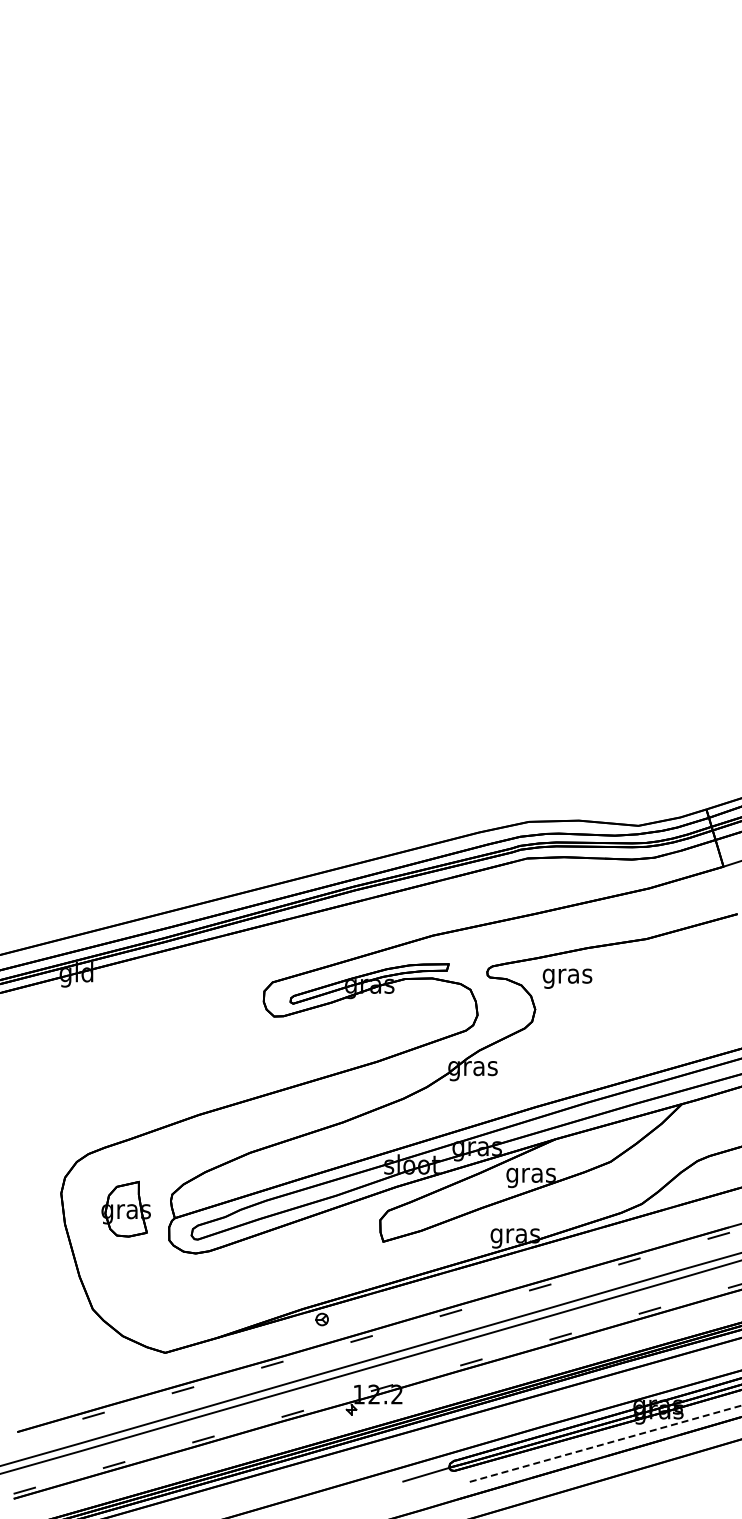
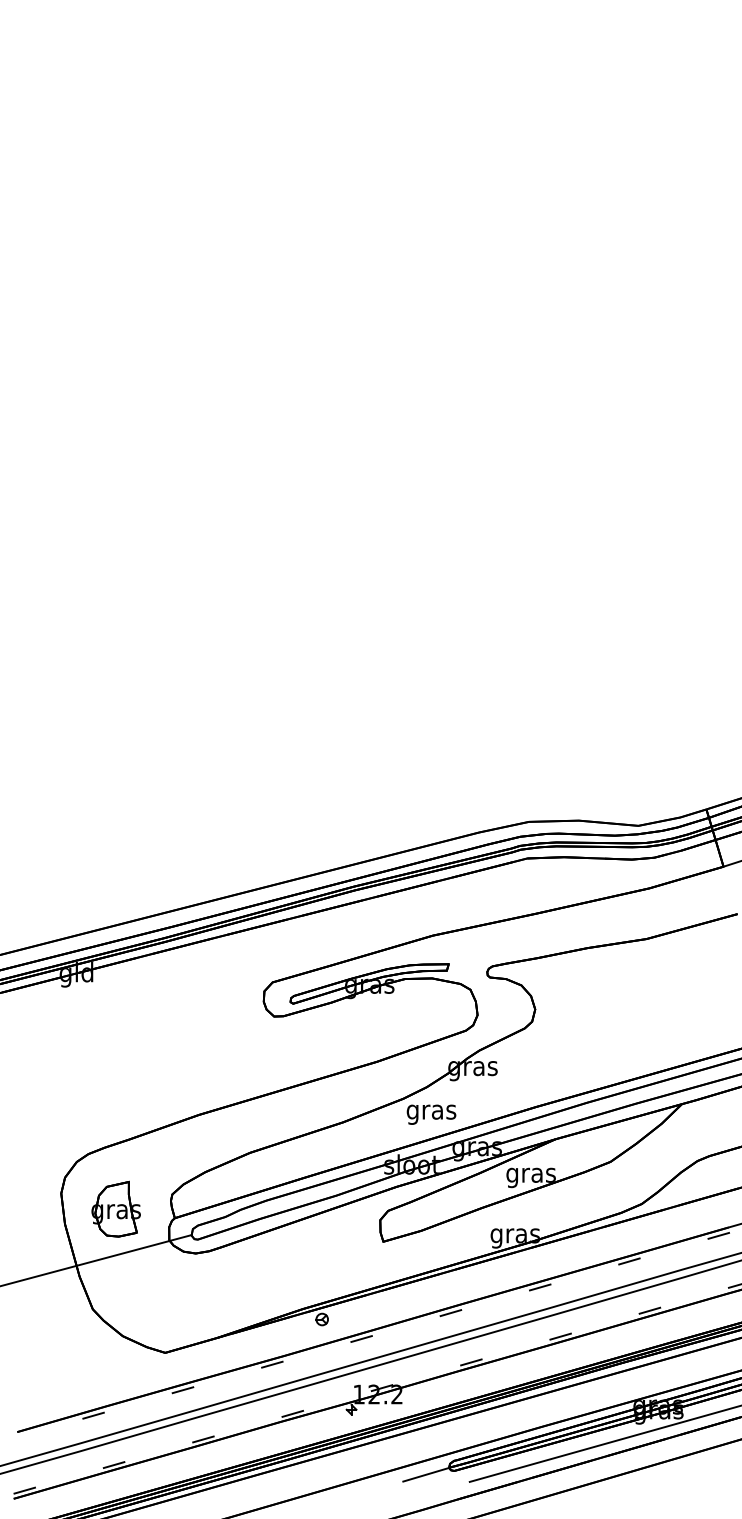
text position: (567, 978) -> (431, 1114) (431, 1114)
part position: (125, 1208) -> (115, 1208) (115, 1208)
line: none -> present (96, 1260)
line: dashed -> solid (605, 1443)
